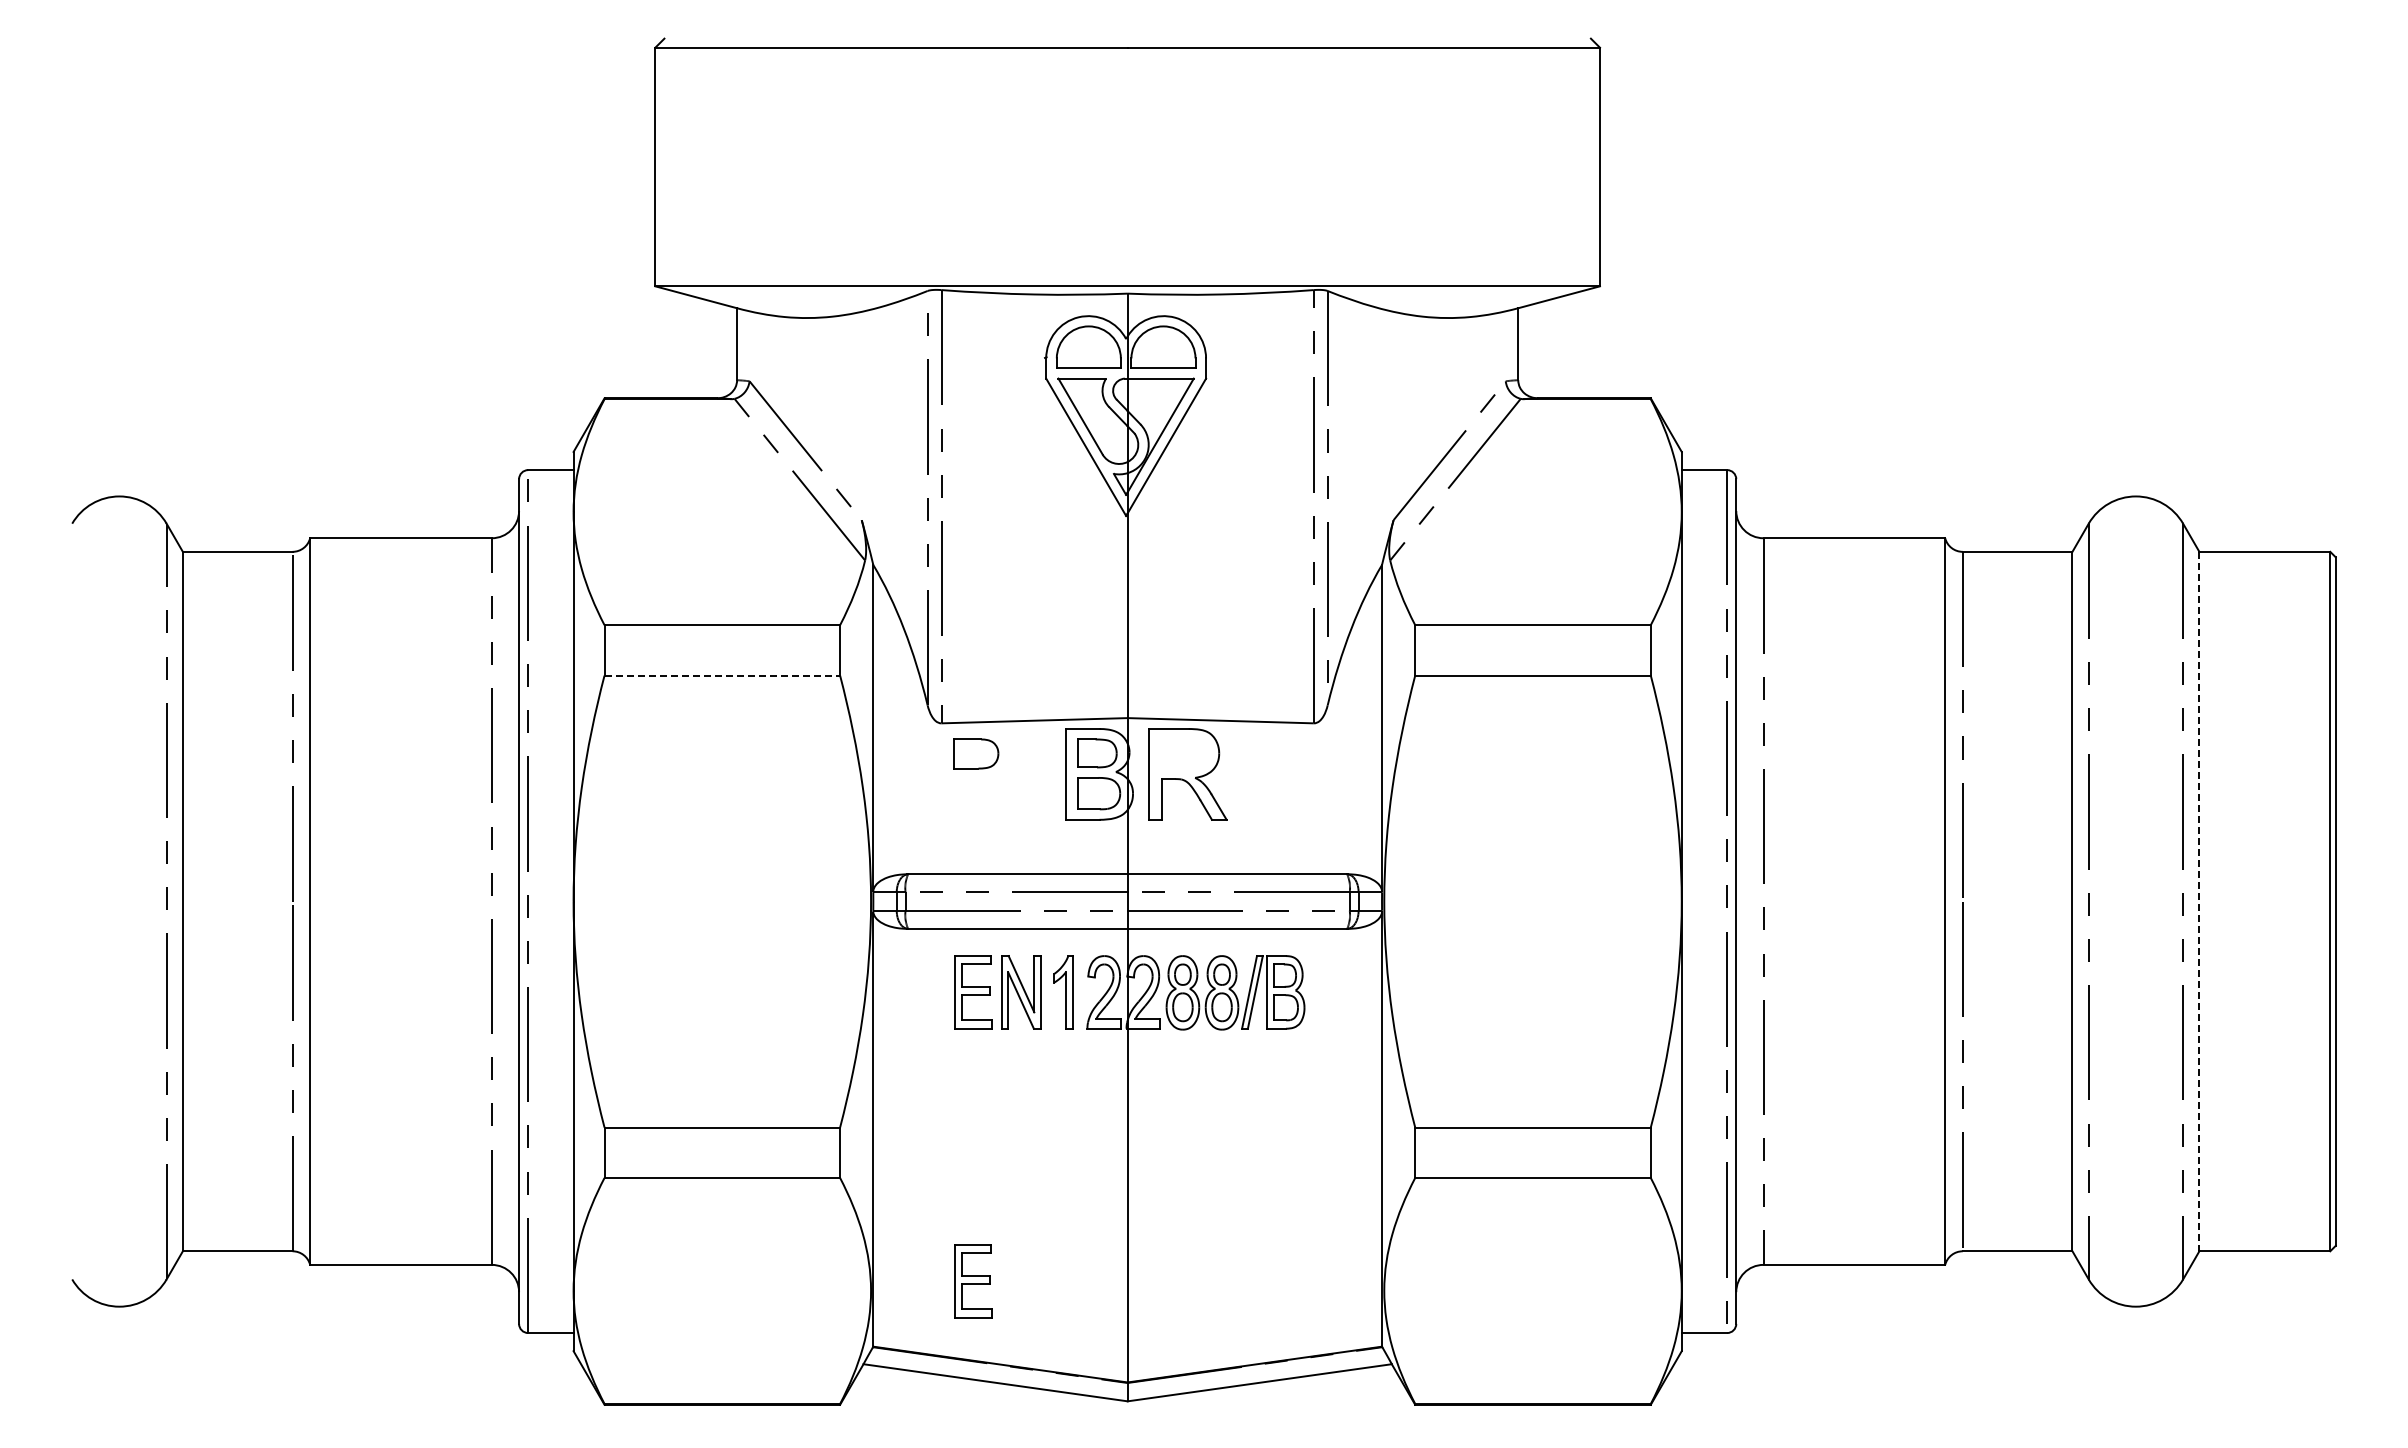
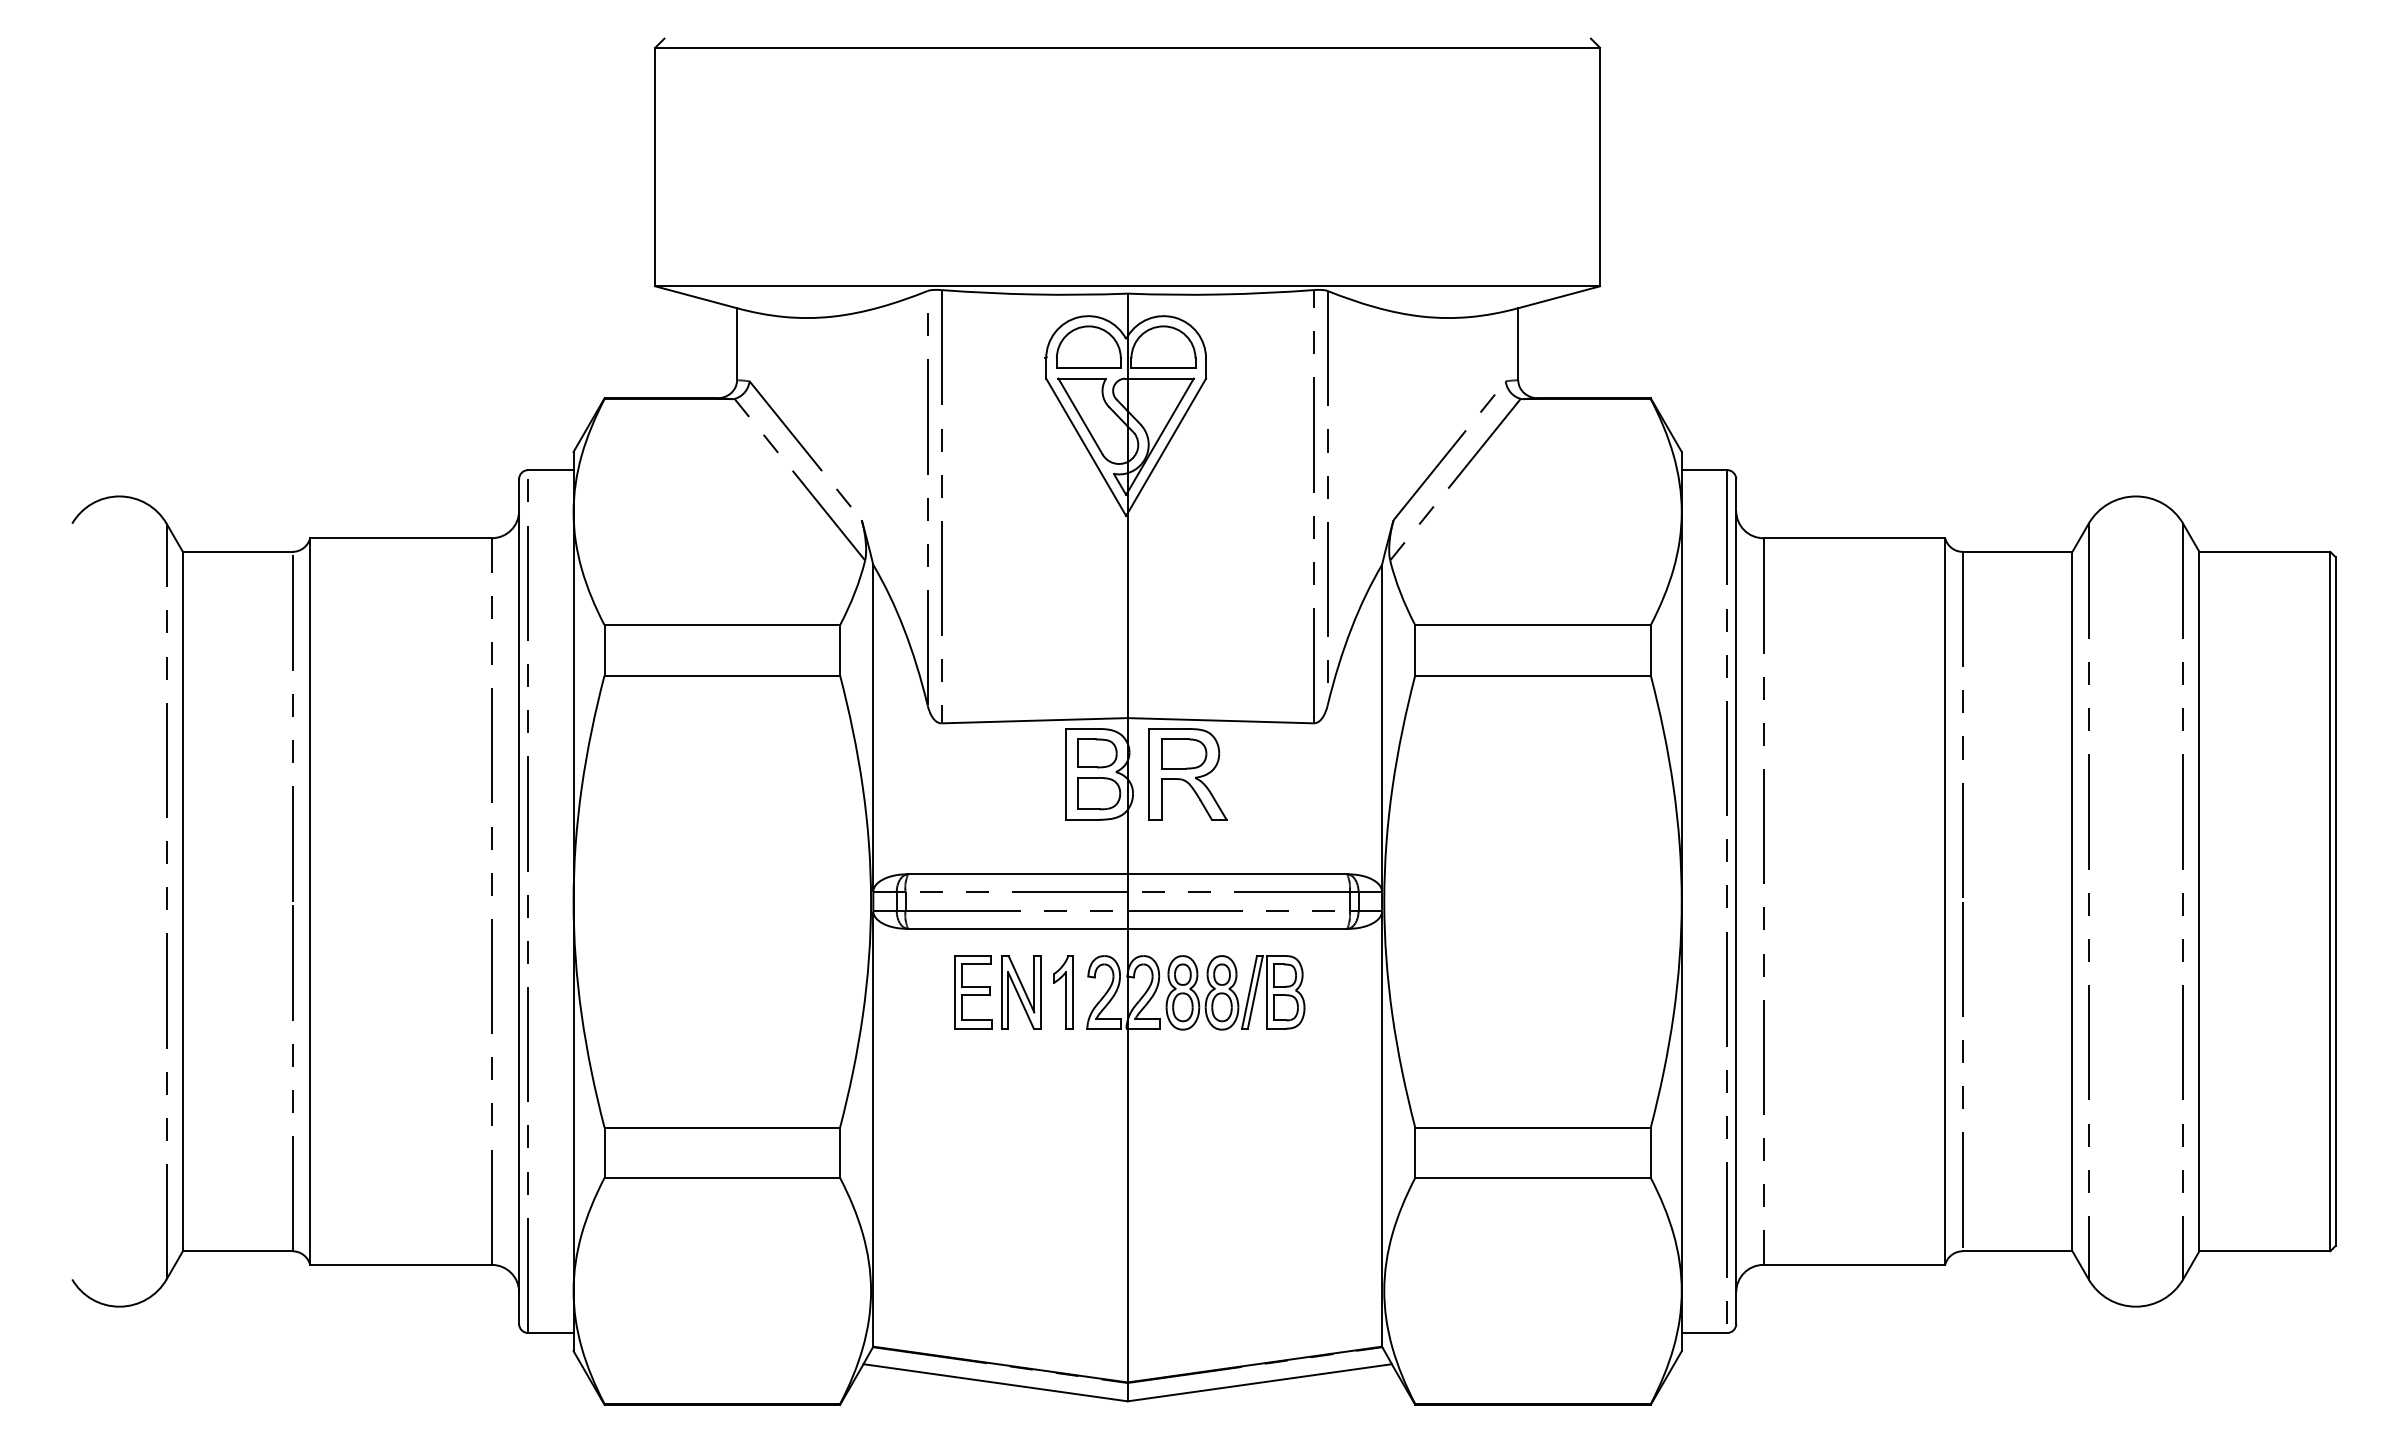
line: dashed -> solid (722, 675)
part position: (976, 753) -> (1184, 753) (1184, 753)
line: dashed -> solid (2199, 901)
part: present -> none (973, 1281)
